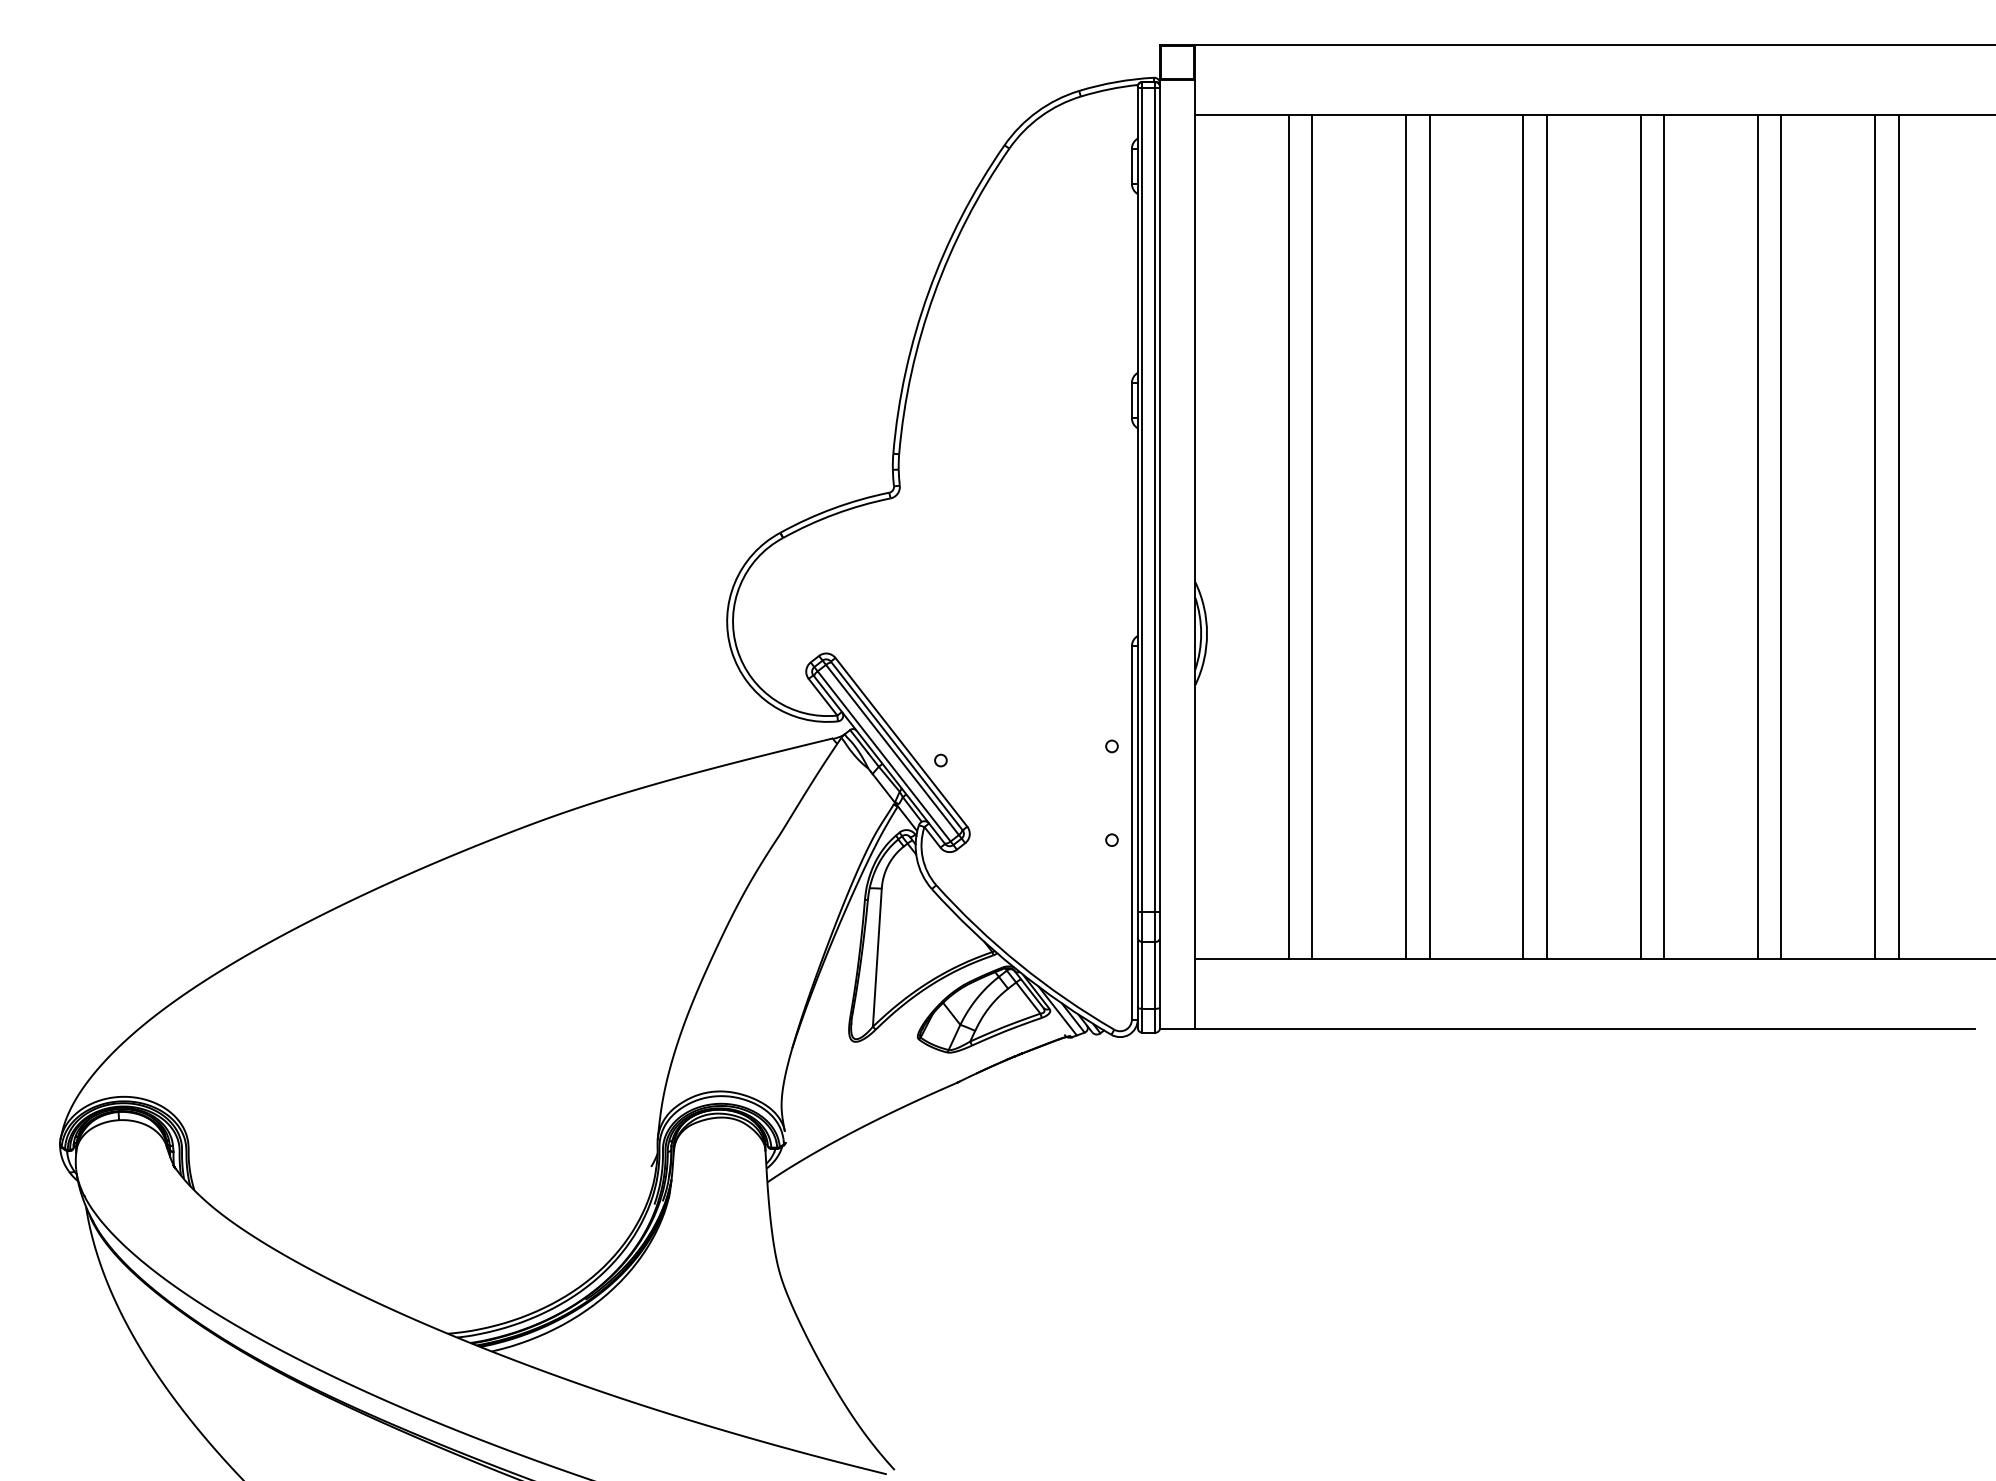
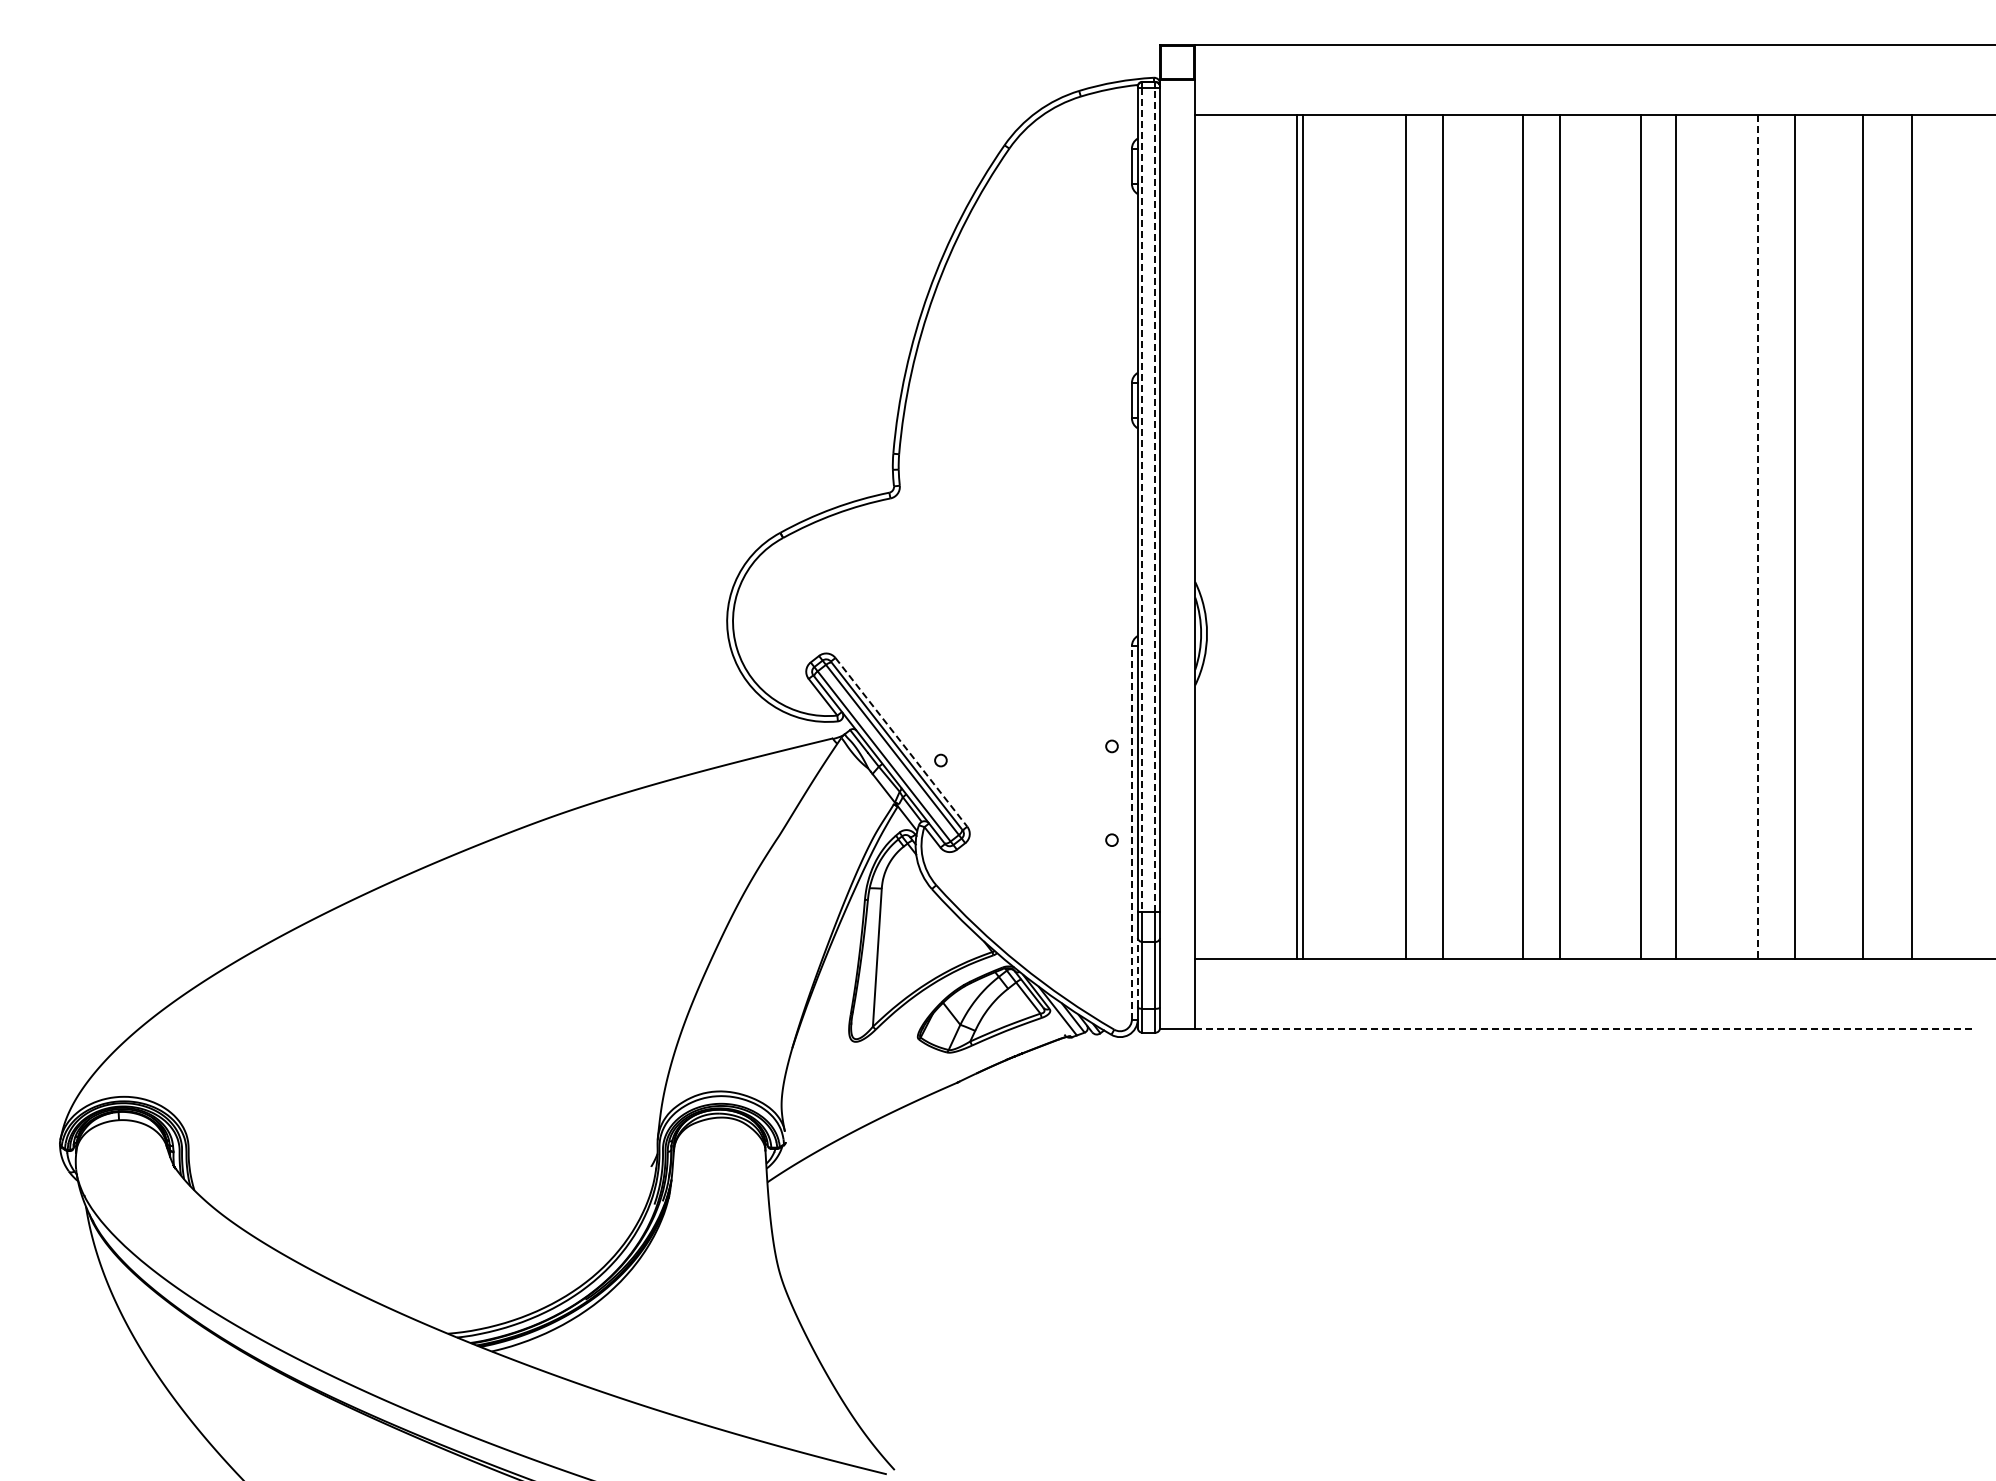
line: solid -> dashed (1142, 499)
line: solid -> dashed (1155, 499)
line position: (1289, 536) -> (1303, 536) (1303, 536)
line position: (1312, 536) -> (1297, 536) (1297, 536)
line position: (1429, 536) -> (1442, 536) (1442, 536)
line position: (1546, 536) -> (1559, 536) (1559, 536)
line position: (1664, 536) -> (1676, 536) (1676, 536)
line: solid -> dashed (1757, 536)
line position: (1781, 536) -> (1795, 536) (1795, 536)
line position: (1875, 536) -> (1863, 536) (1863, 536)
line position: (1898, 536) -> (1911, 536) (1911, 536)
line: solid -> dashed (901, 742)
line: solid -> dashed (1131, 832)
line: solid -> dashed (1137, 972)
line: solid -> dashed (1585, 1029)
